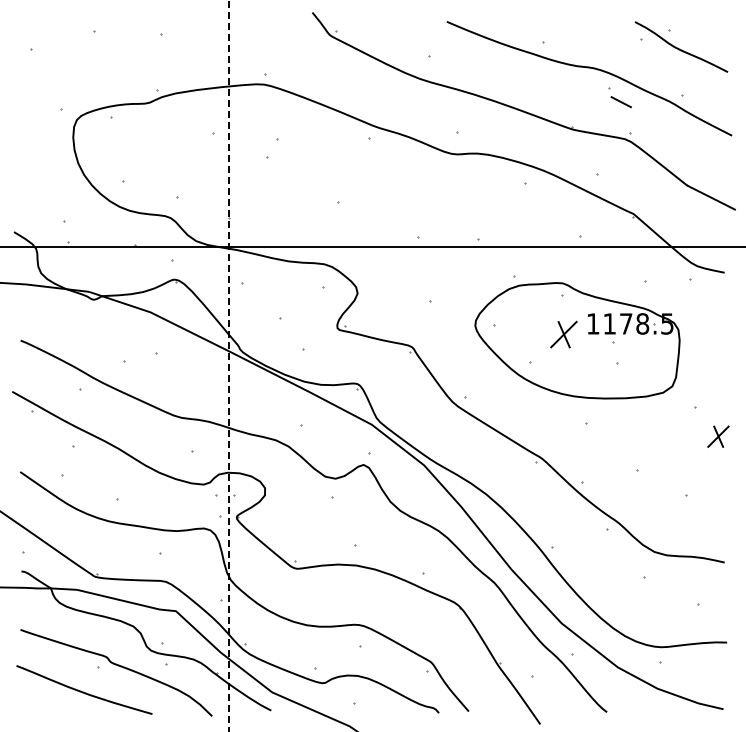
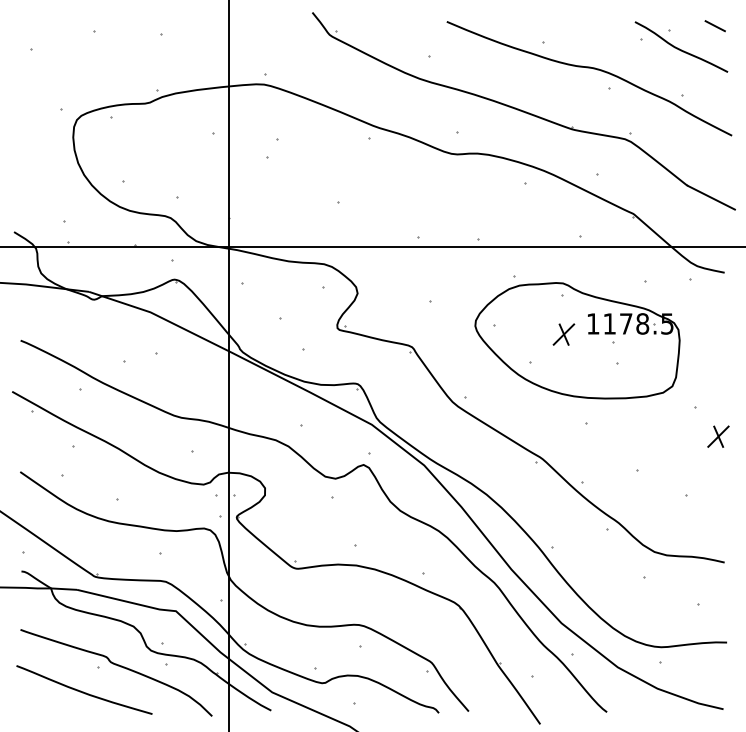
line position: (620, 102) -> (714, 26) (714, 26)
part size: 28x29 px -> 24x23 px (563, 334)
line: dashed -> solid (228, 365)
